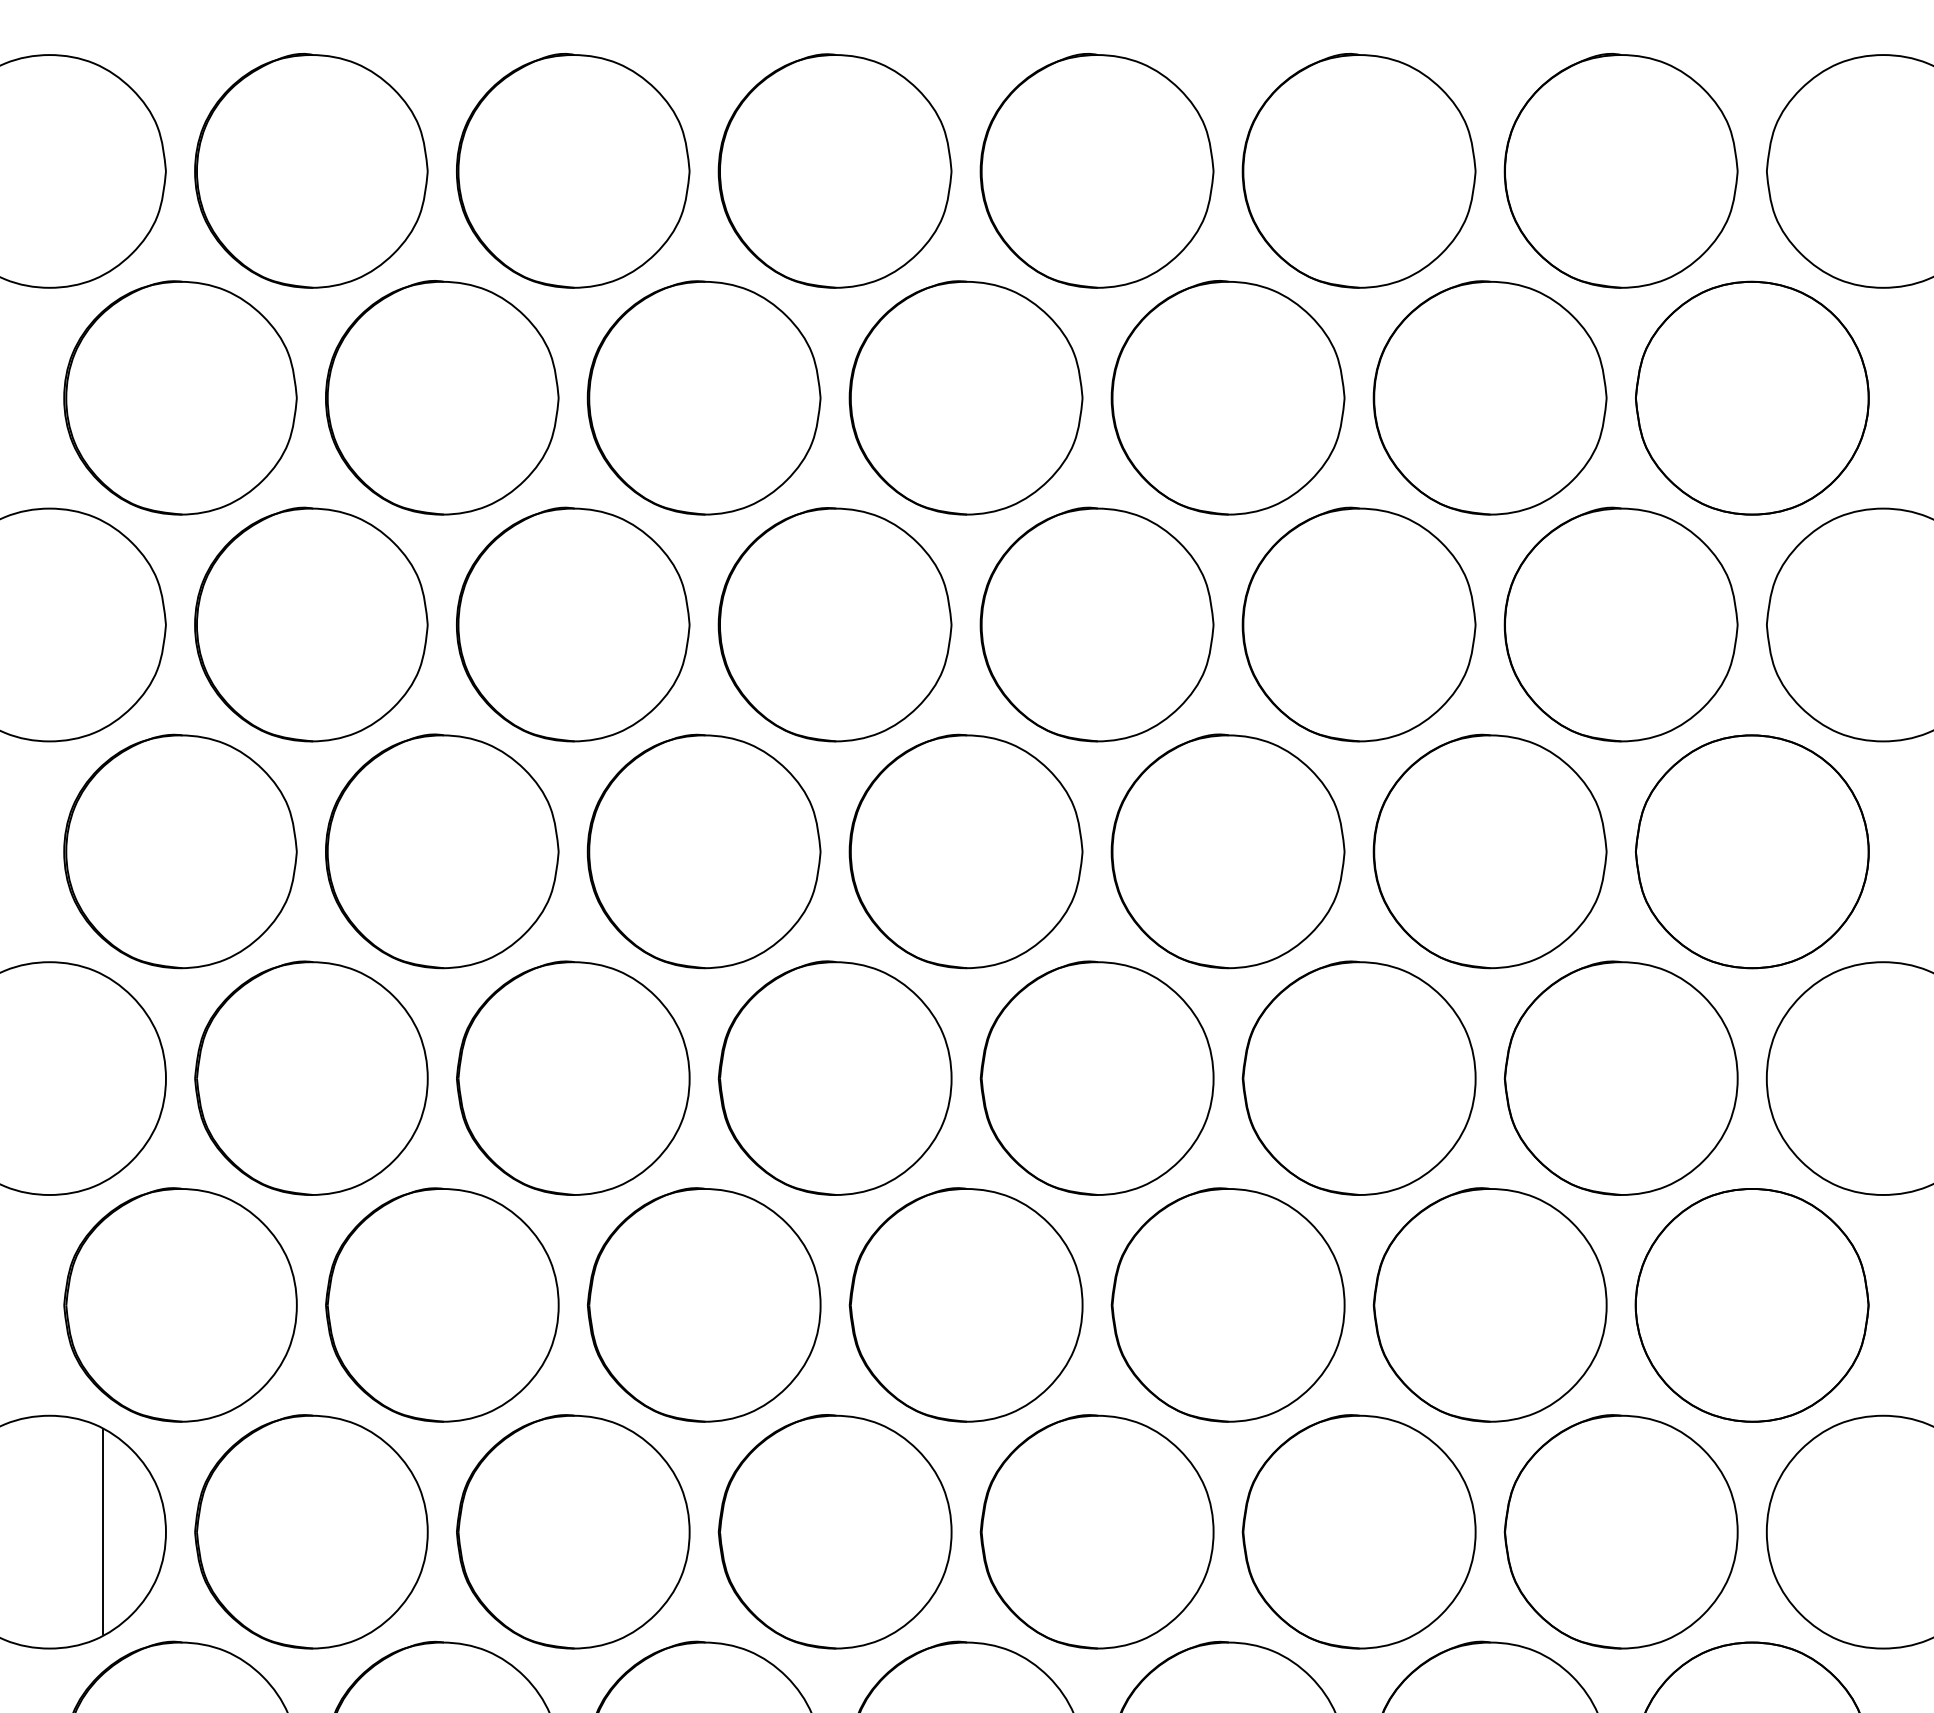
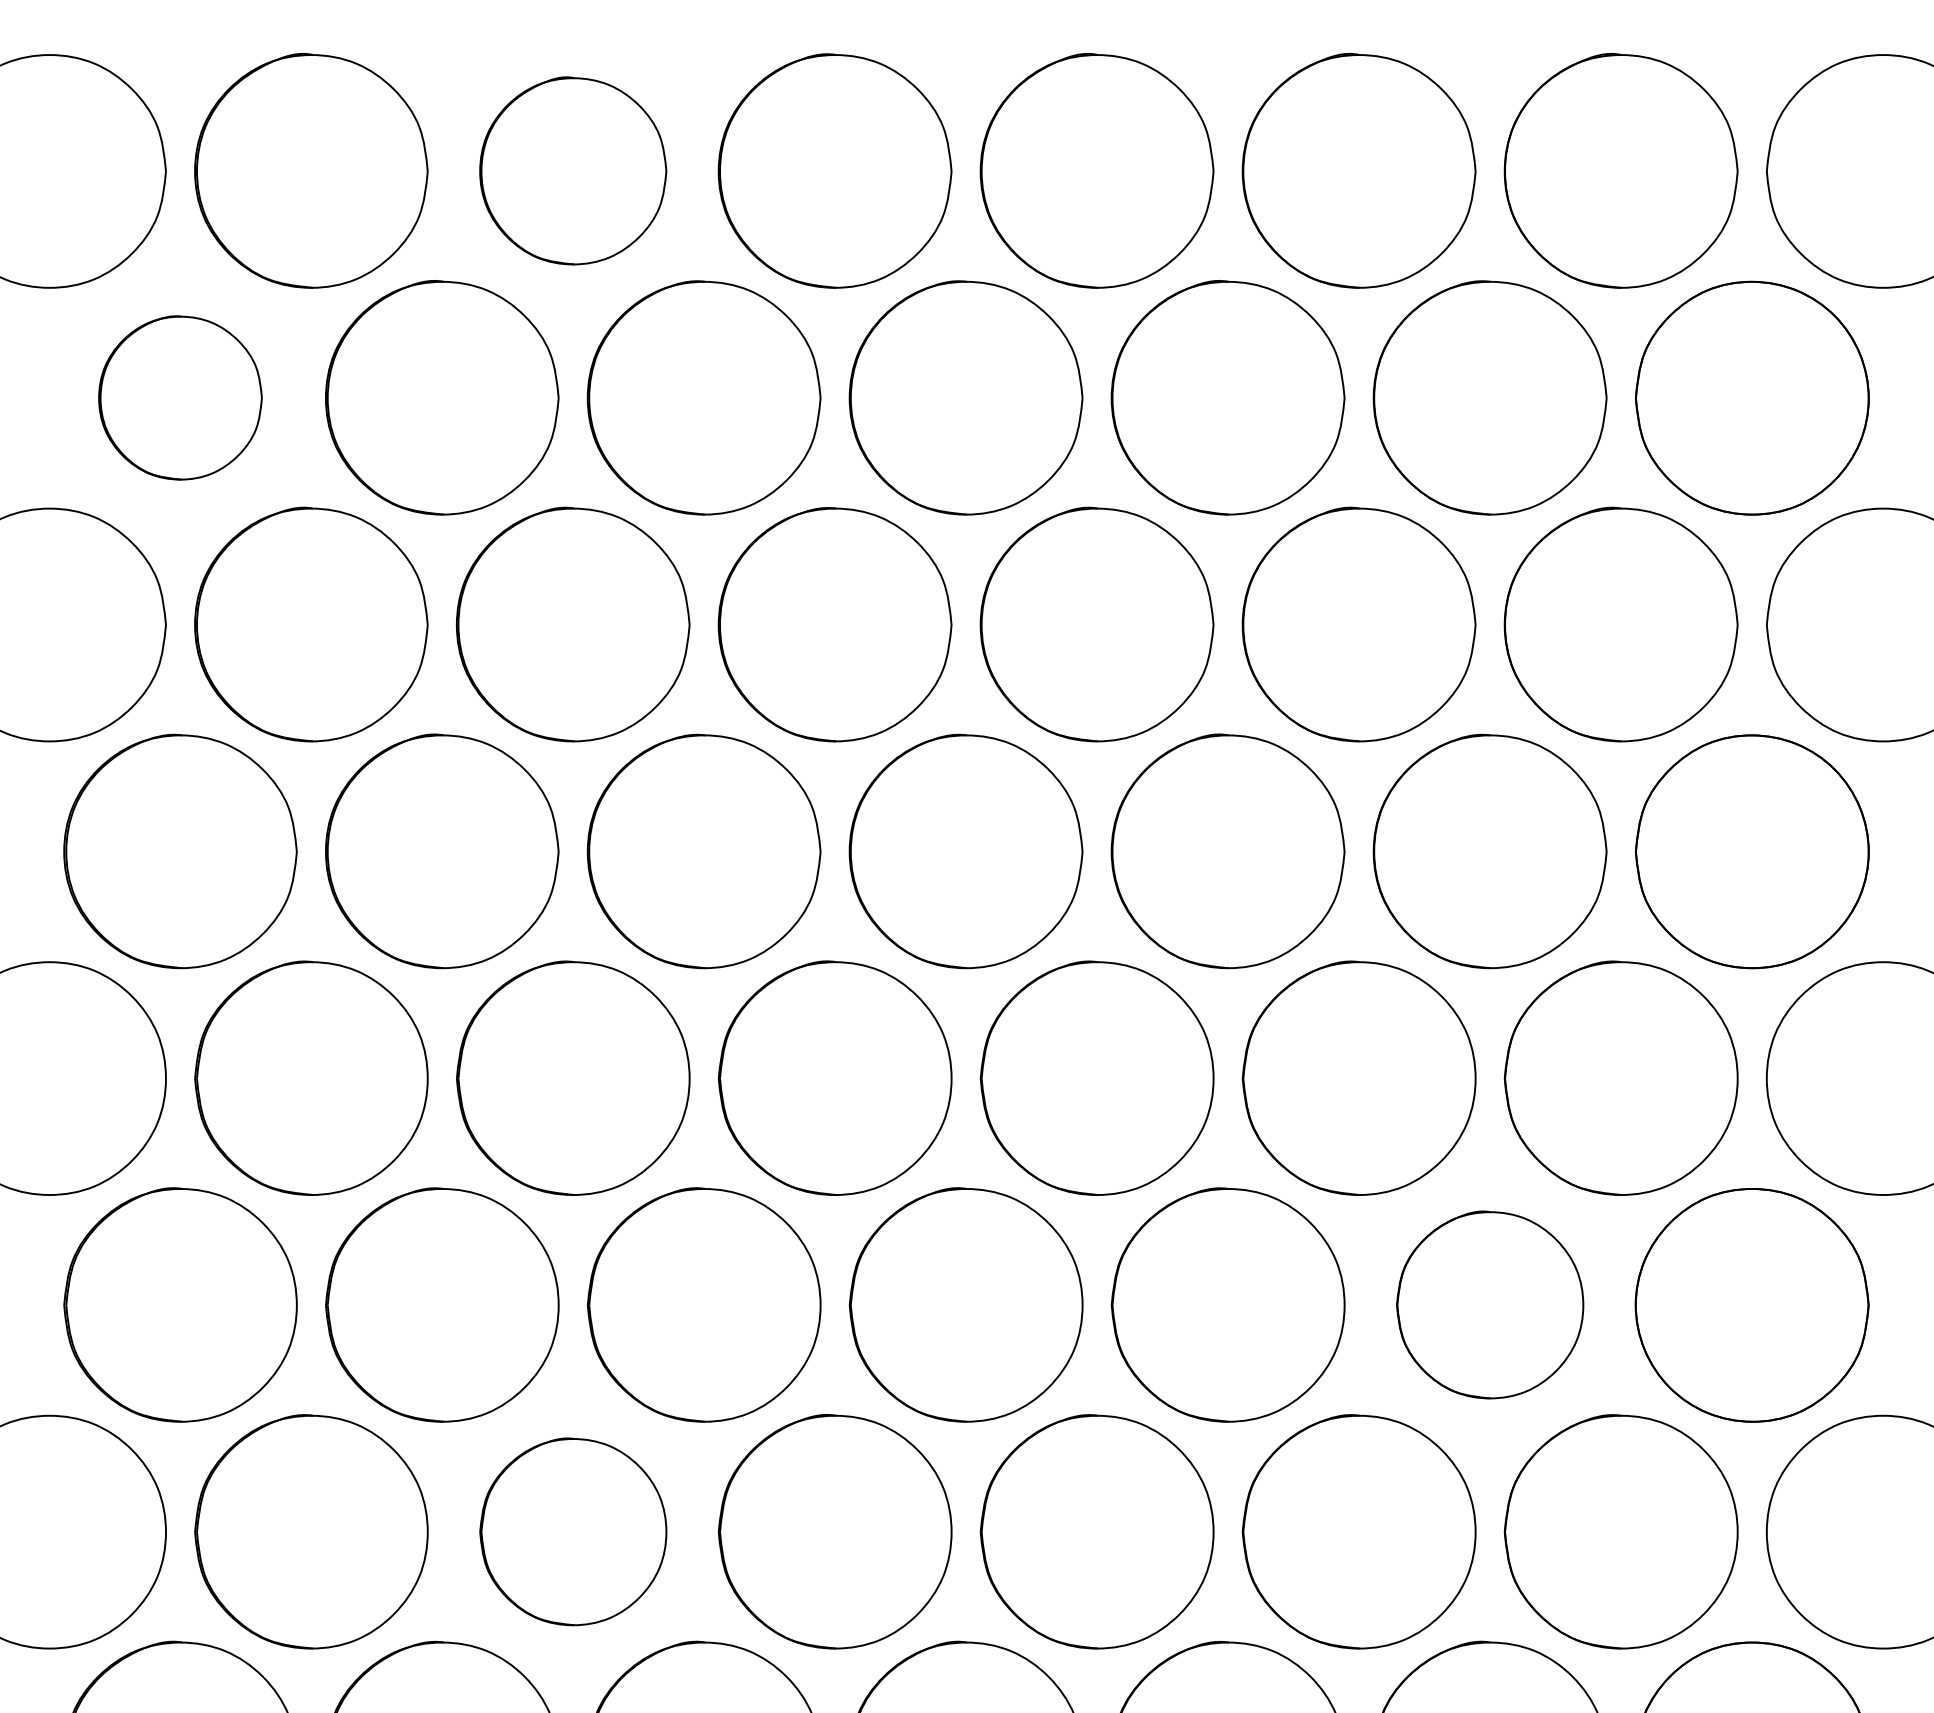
part size: 235x236 px -> 189x190 px (573, 170)
part size: 235x236 px -> 165x166 px (180, 397)
part size: 236x236 px -> 189x190 px (1490, 1304)
line: present -> none (103, 1531)
part size: 235x236 px -> 189x190 px (573, 1531)
